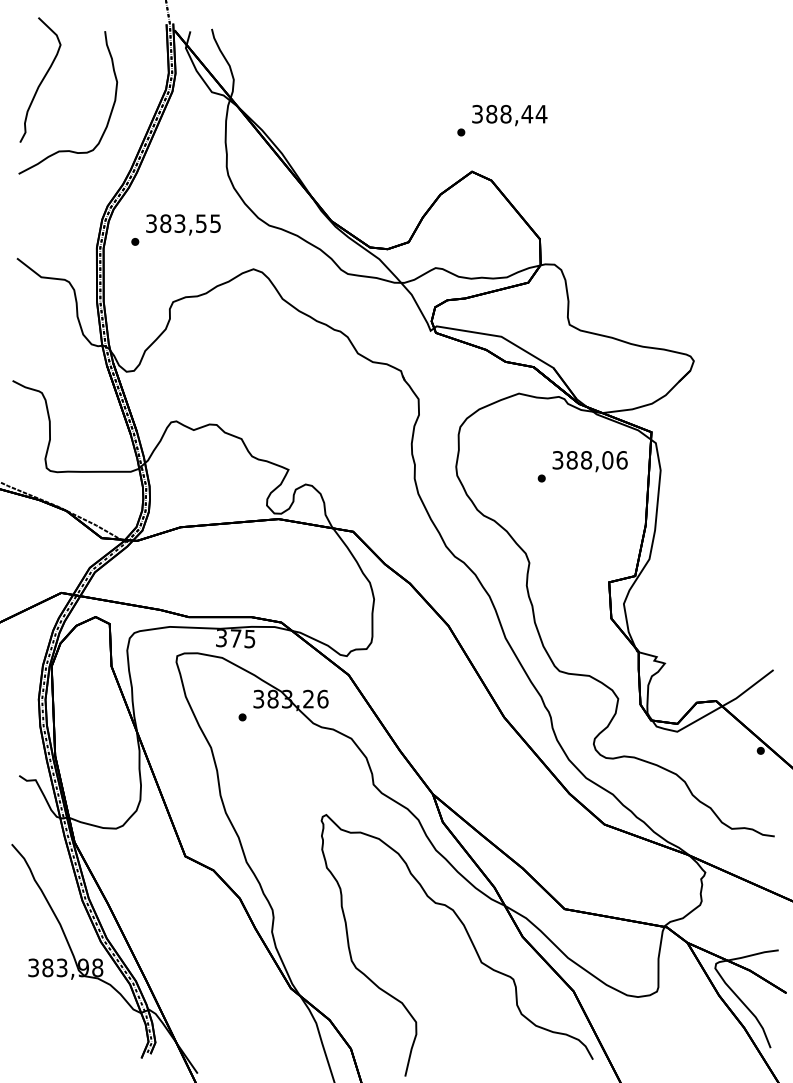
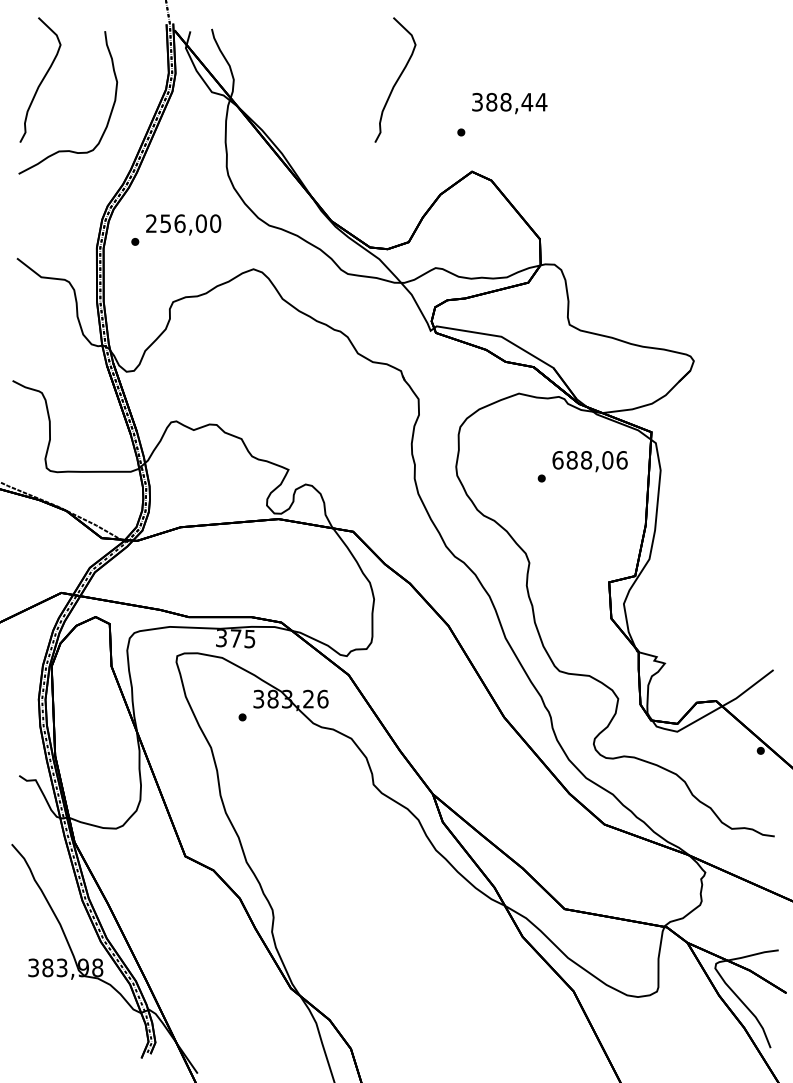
curve: none -> present (396, 80)
text position: (509, 115) -> (509, 103) (509, 103)
text: 383,55 -> 256,00 (183, 223)
text: 388,06 -> 688,06 (557, 460)
curve: present -> none (469, 939)
